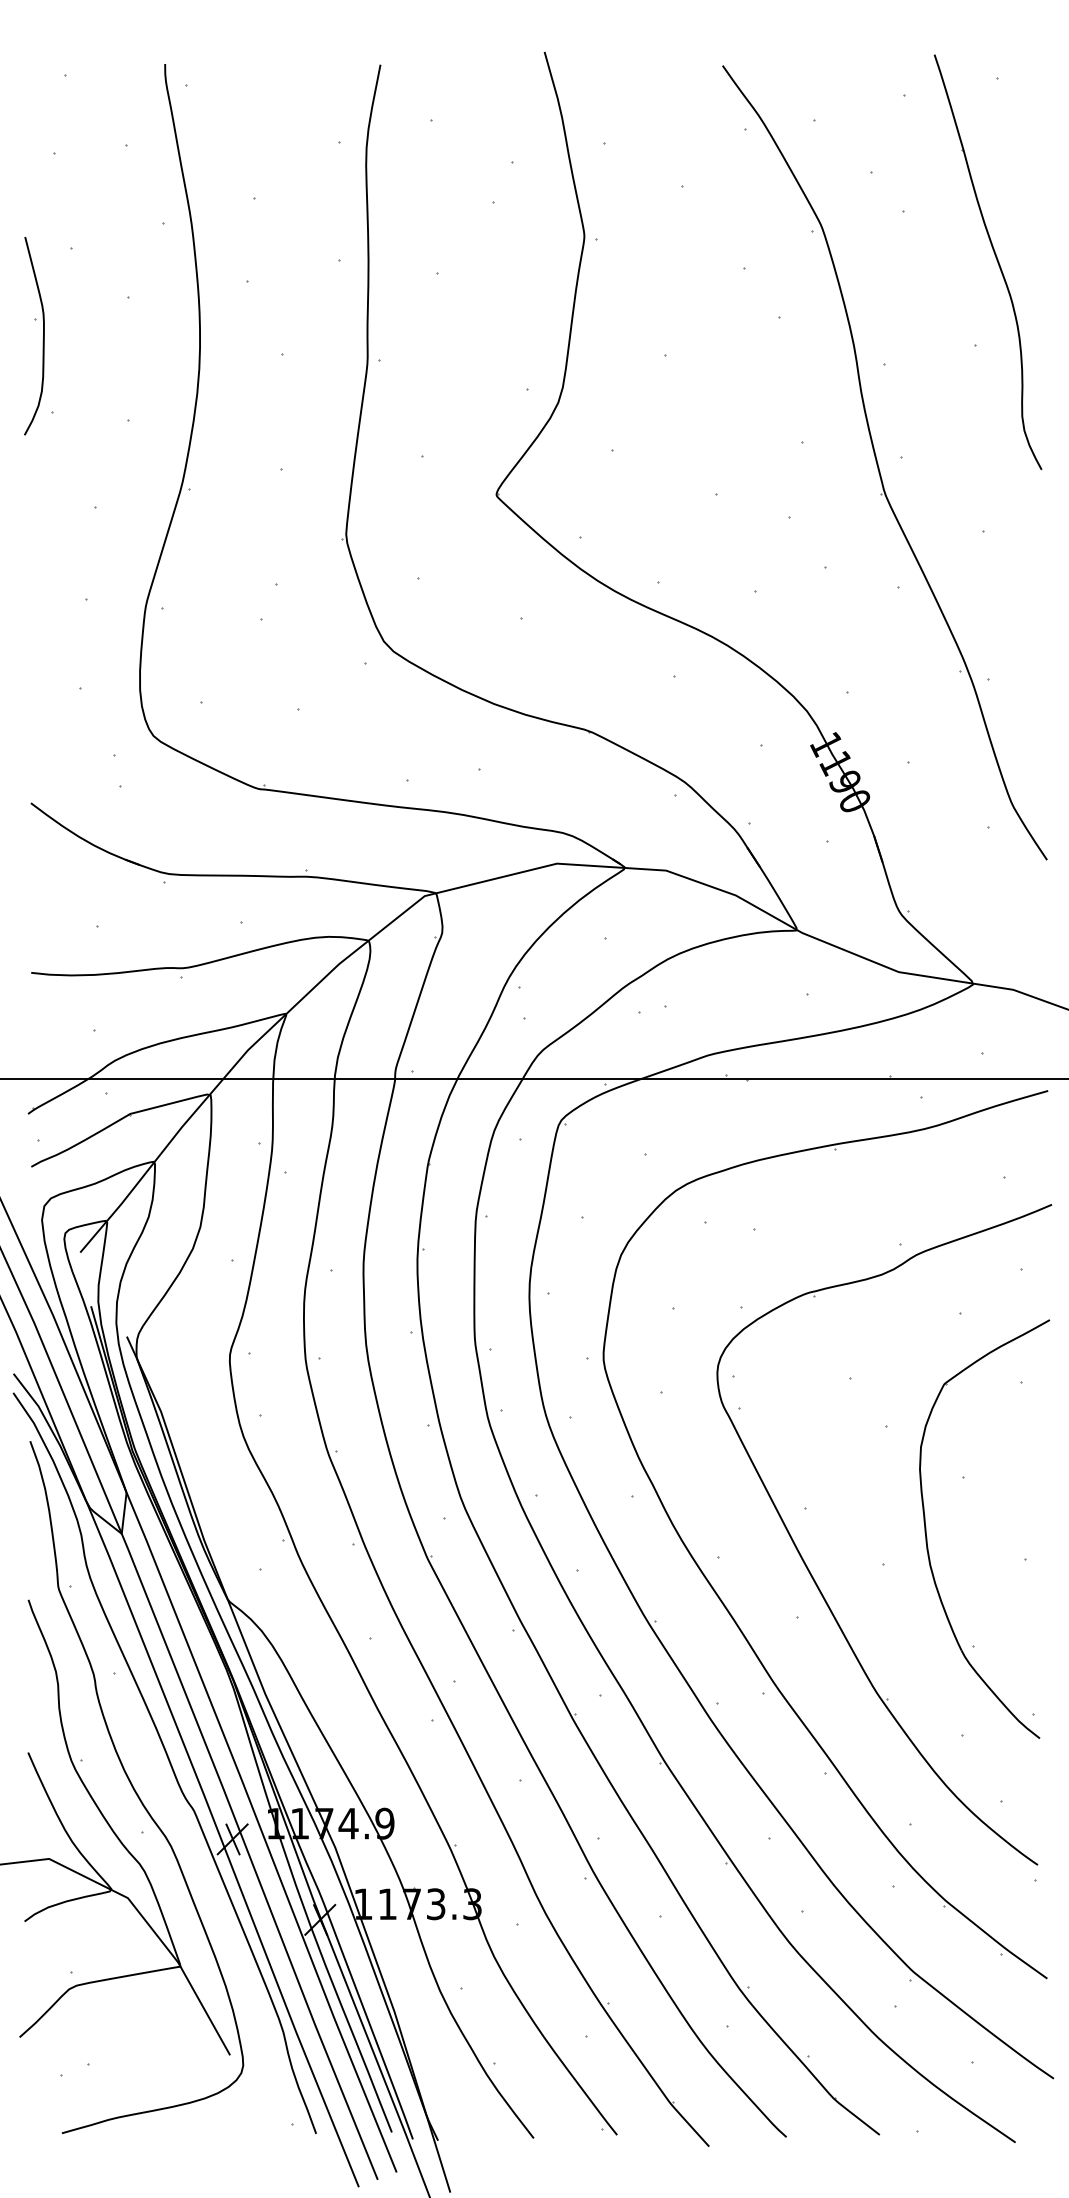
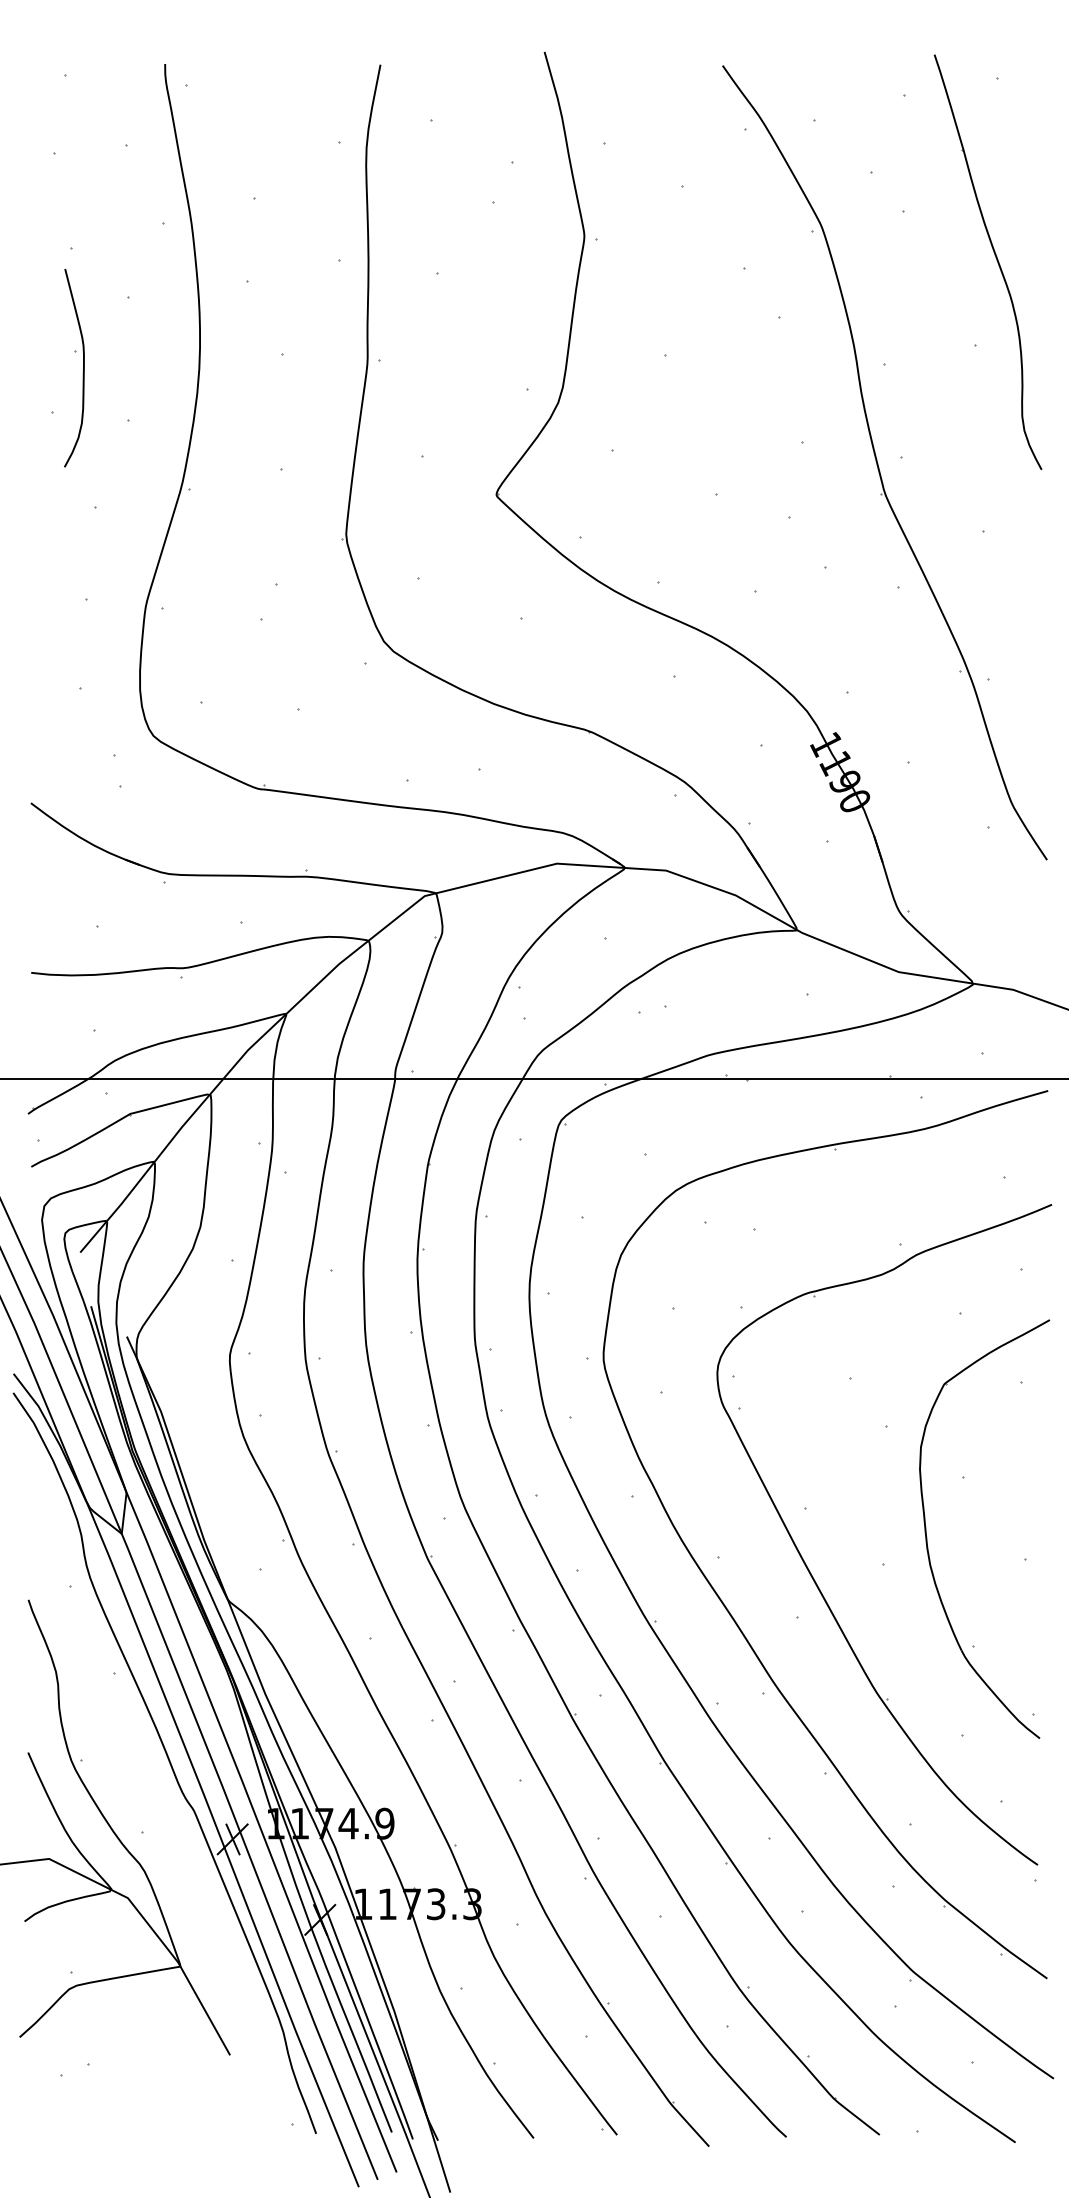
part position: (42, 340) -> (82, 372) (82, 372)
curve: present -> none (134, 1787)
